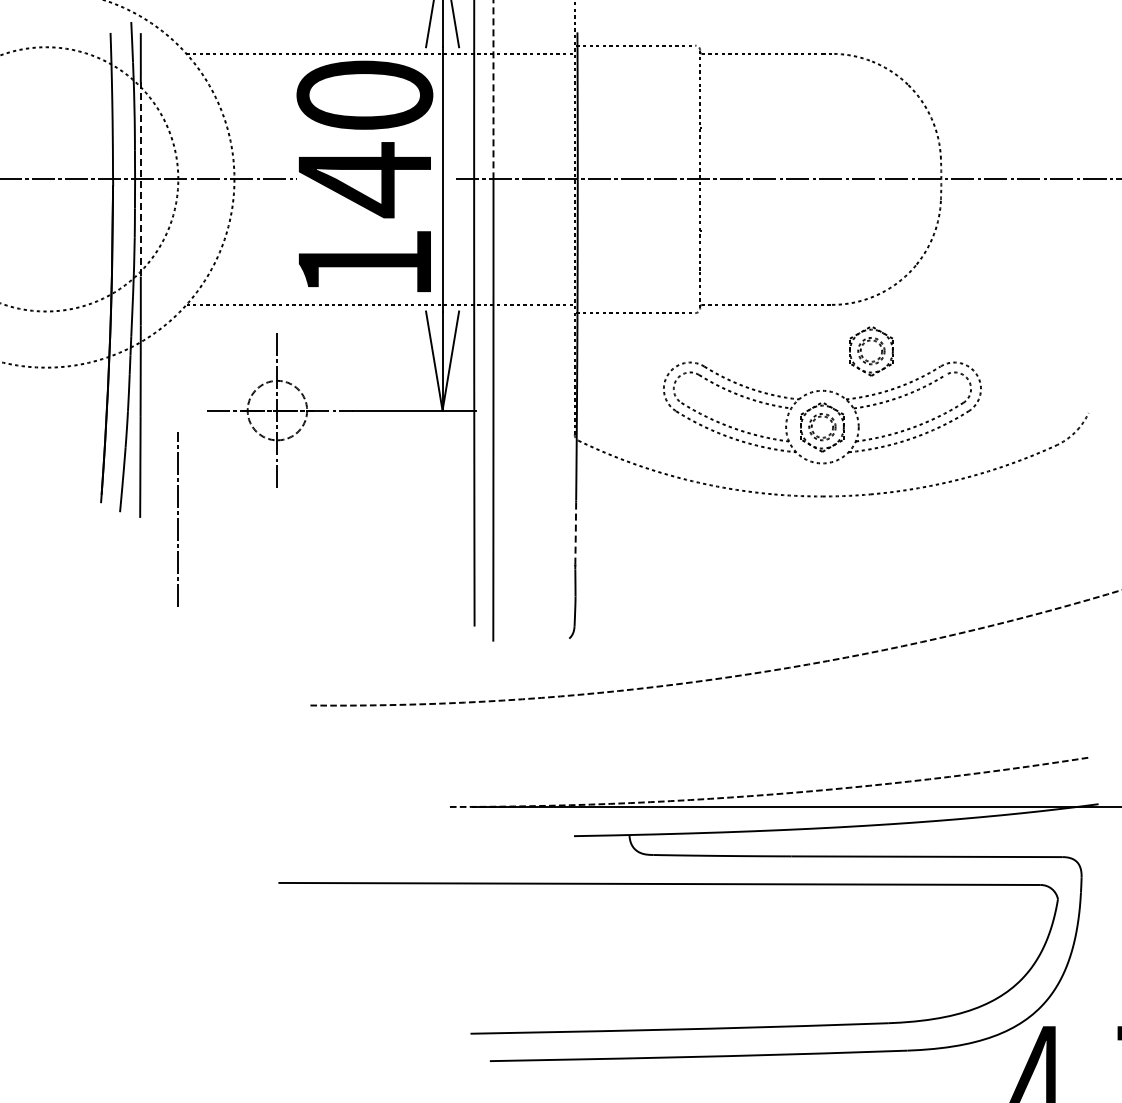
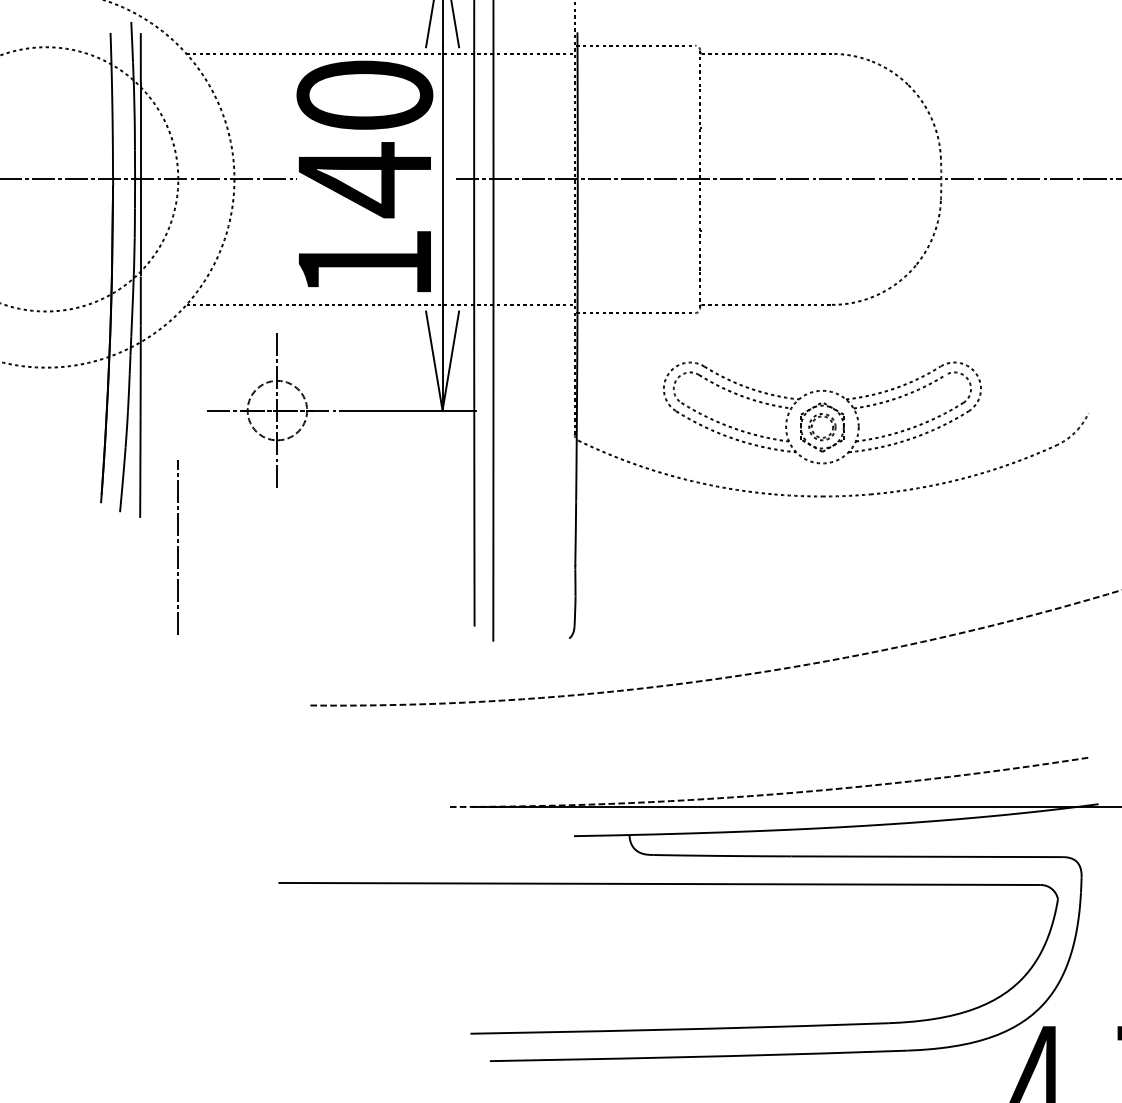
line: dashed -> solid (493, 89)
line: dashed -> solid (140, 179)
part: present -> none (872, 360)
line position: (177, 519) -> (177, 547) (177, 547)
line: dashed -> solid (575, 533)
